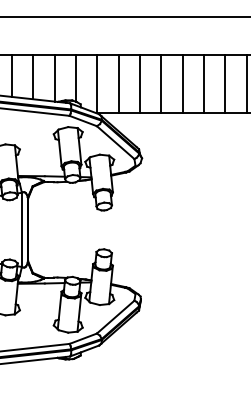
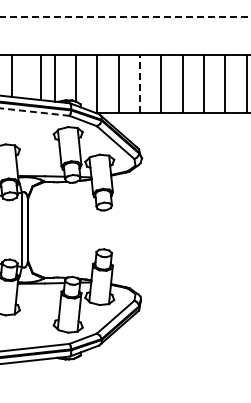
line: solid -> dashed (125, 17)
line position: (33, 76) -> (41, 76) (41, 76)
line: solid -> dashed (139, 83)
line: solid -> dashed (35, 112)
